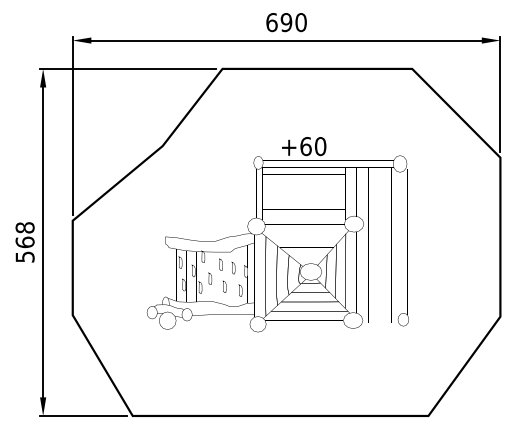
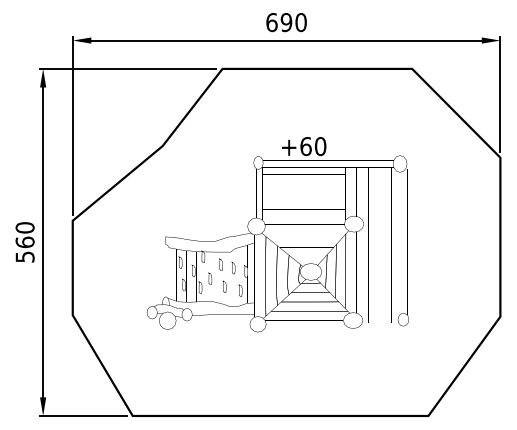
text: 568 -> 560 (24, 227)
